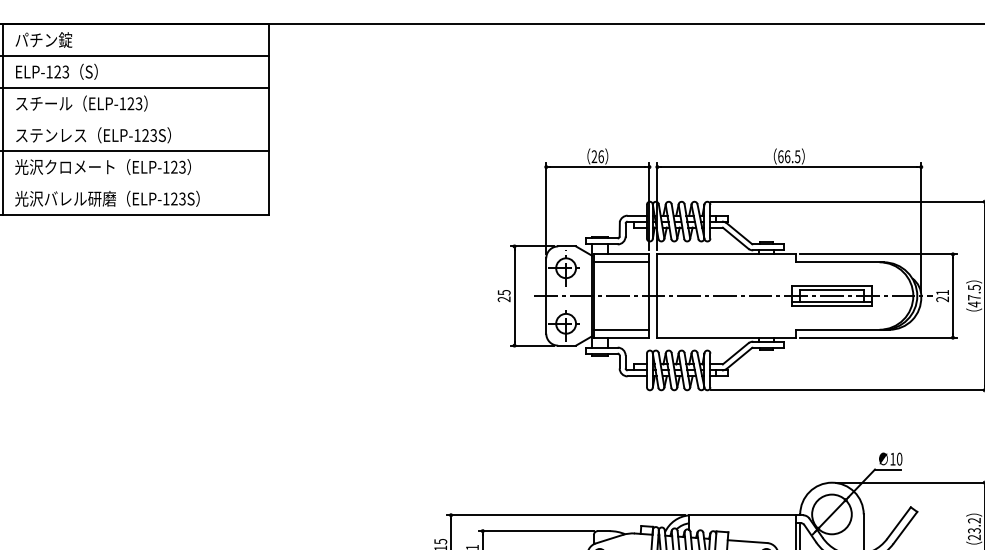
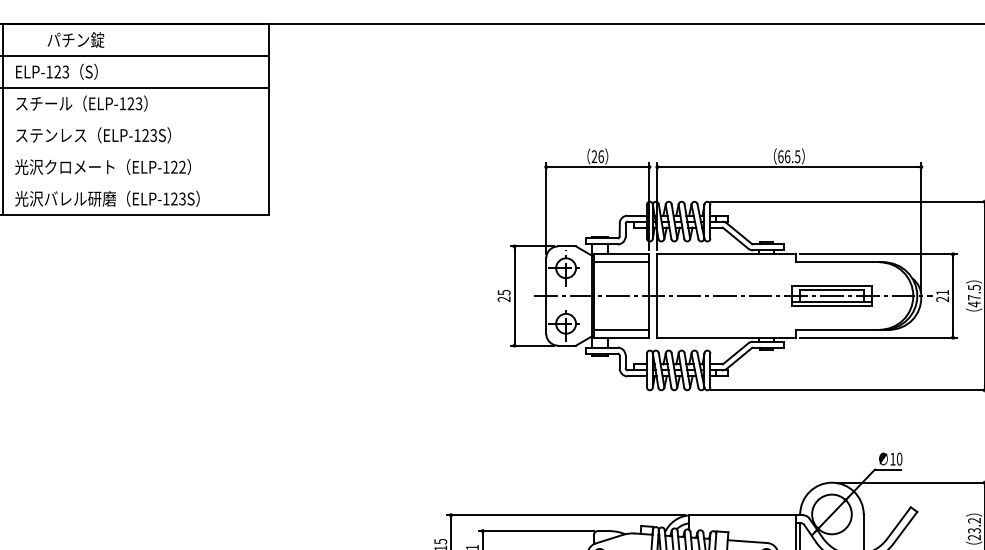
text position: (43, 39) -> (75, 39) (75, 39)
line: present -> none (135, 151)
text: ELP-123 -> ELP-122 (182, 167)
